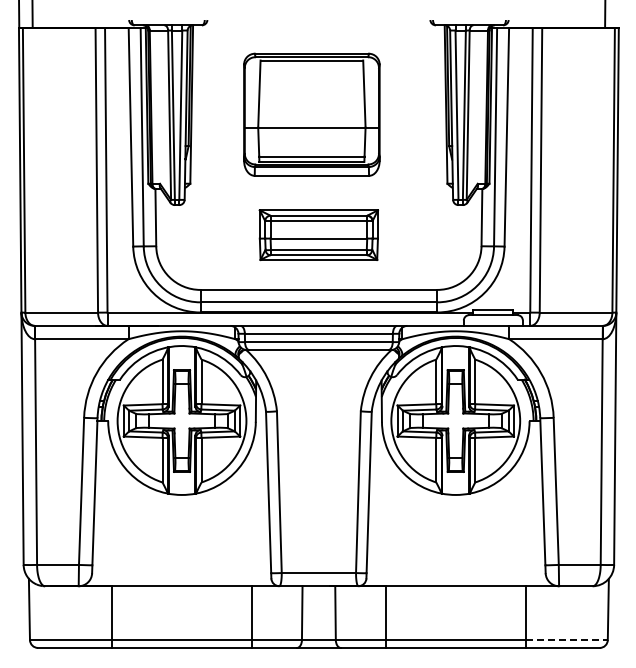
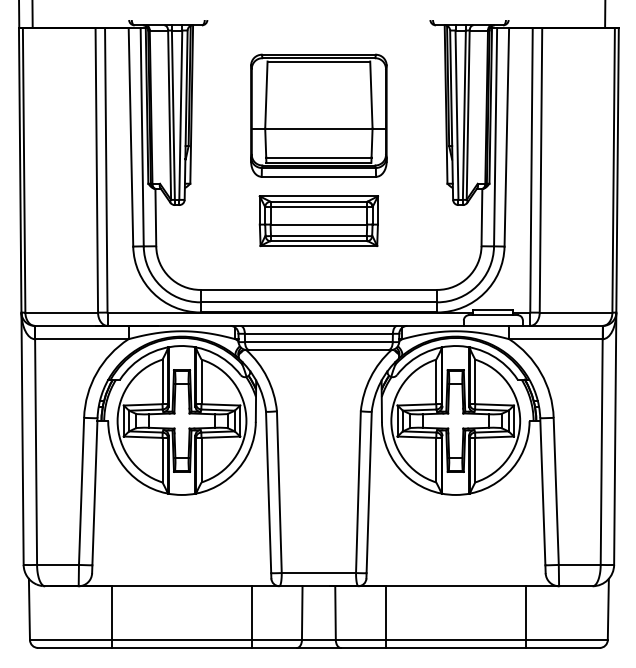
part position: (311, 114) -> (318, 115) (318, 115)
part position: (318, 234) -> (318, 220) (318, 220)
line: dashed -> solid (567, 640)
